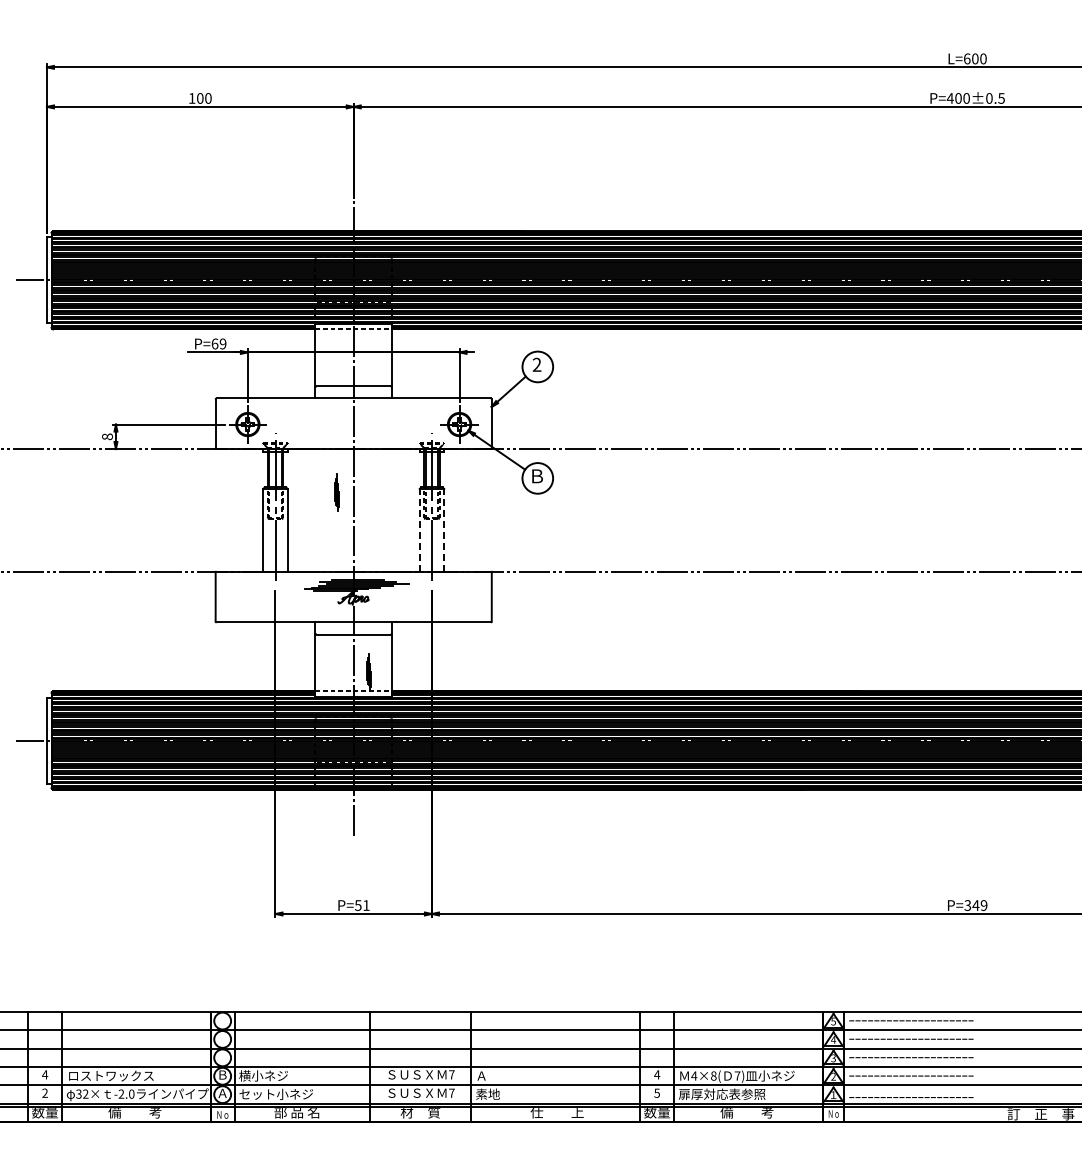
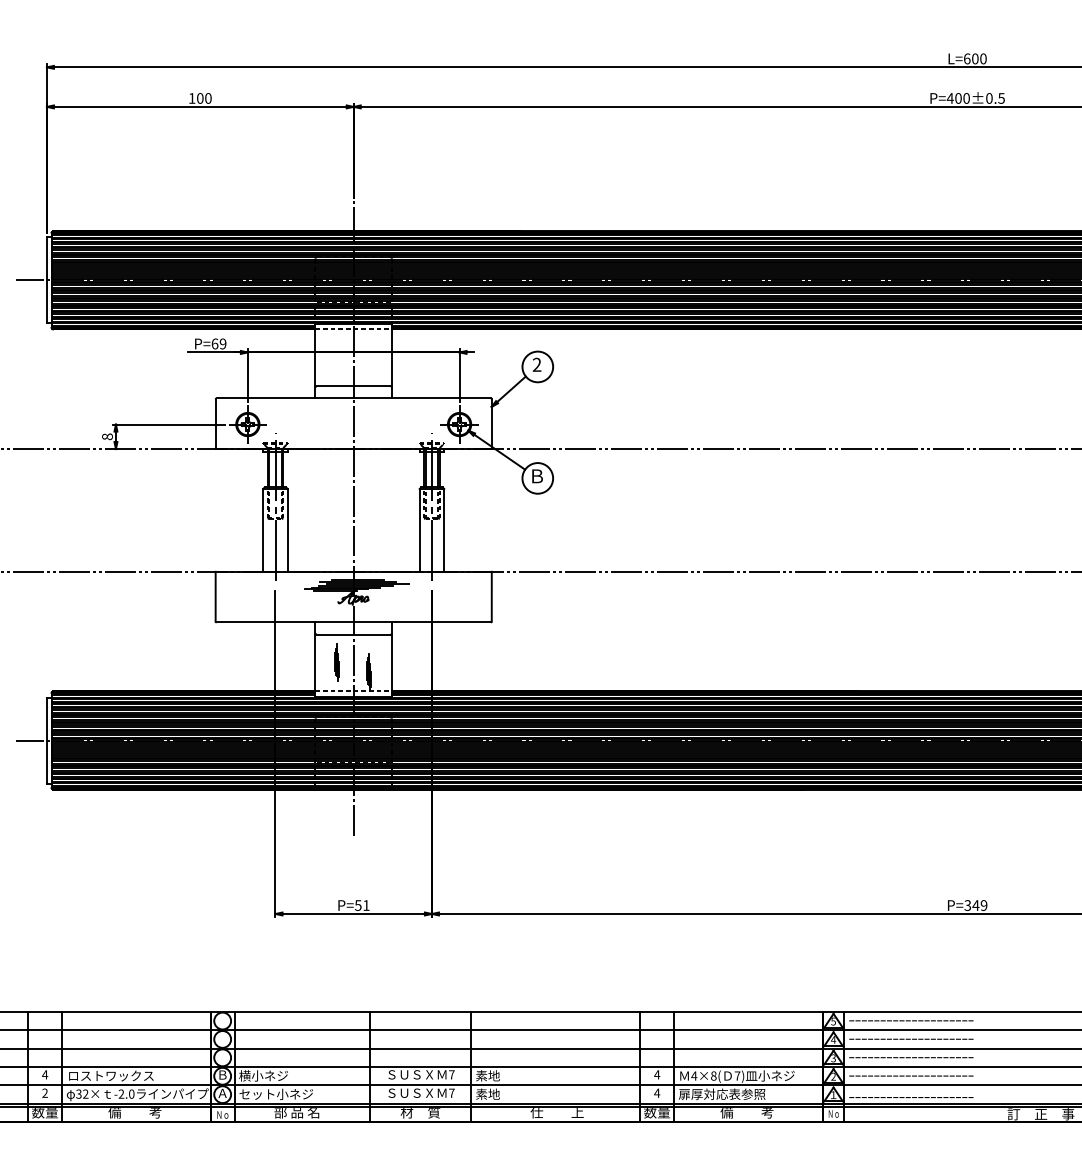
part position: (336, 492) -> (336, 662) (336, 662)
line: dashed -> solid (419, 529)
line: dashed -> solid (444, 529)
text: Ａ -> 素地 (487, 1075)
text: 5 -> 4 (657, 1092)
